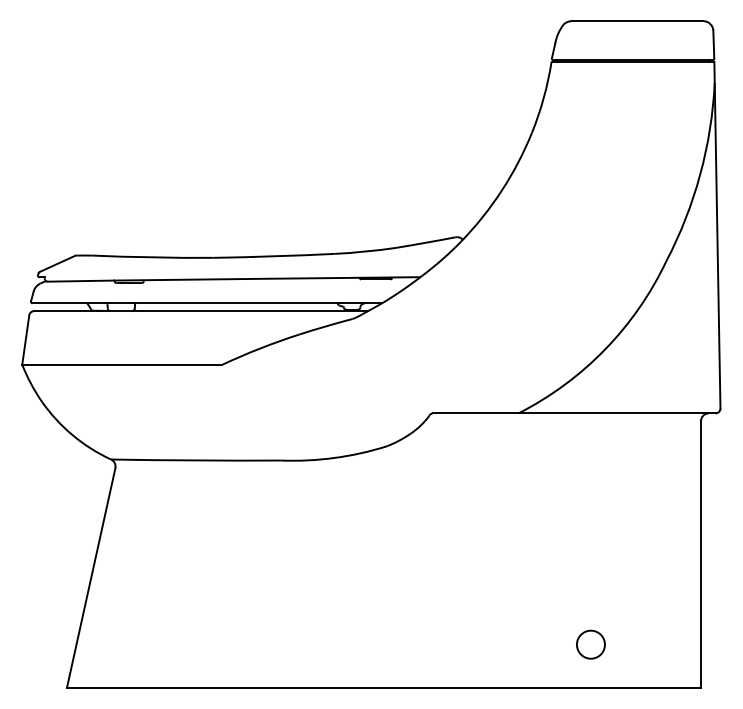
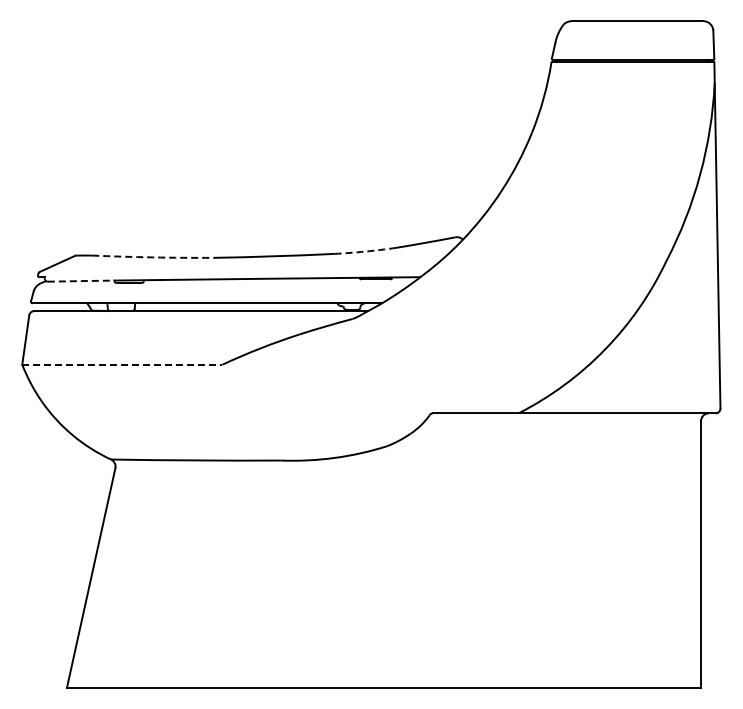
arc: solid -> dashed (365, 251)
arc: solid -> dashed (152, 257)
line: solid -> dashed (80, 281)
line: solid -> dashed (122, 364)
circle: present -> none (590, 644)
